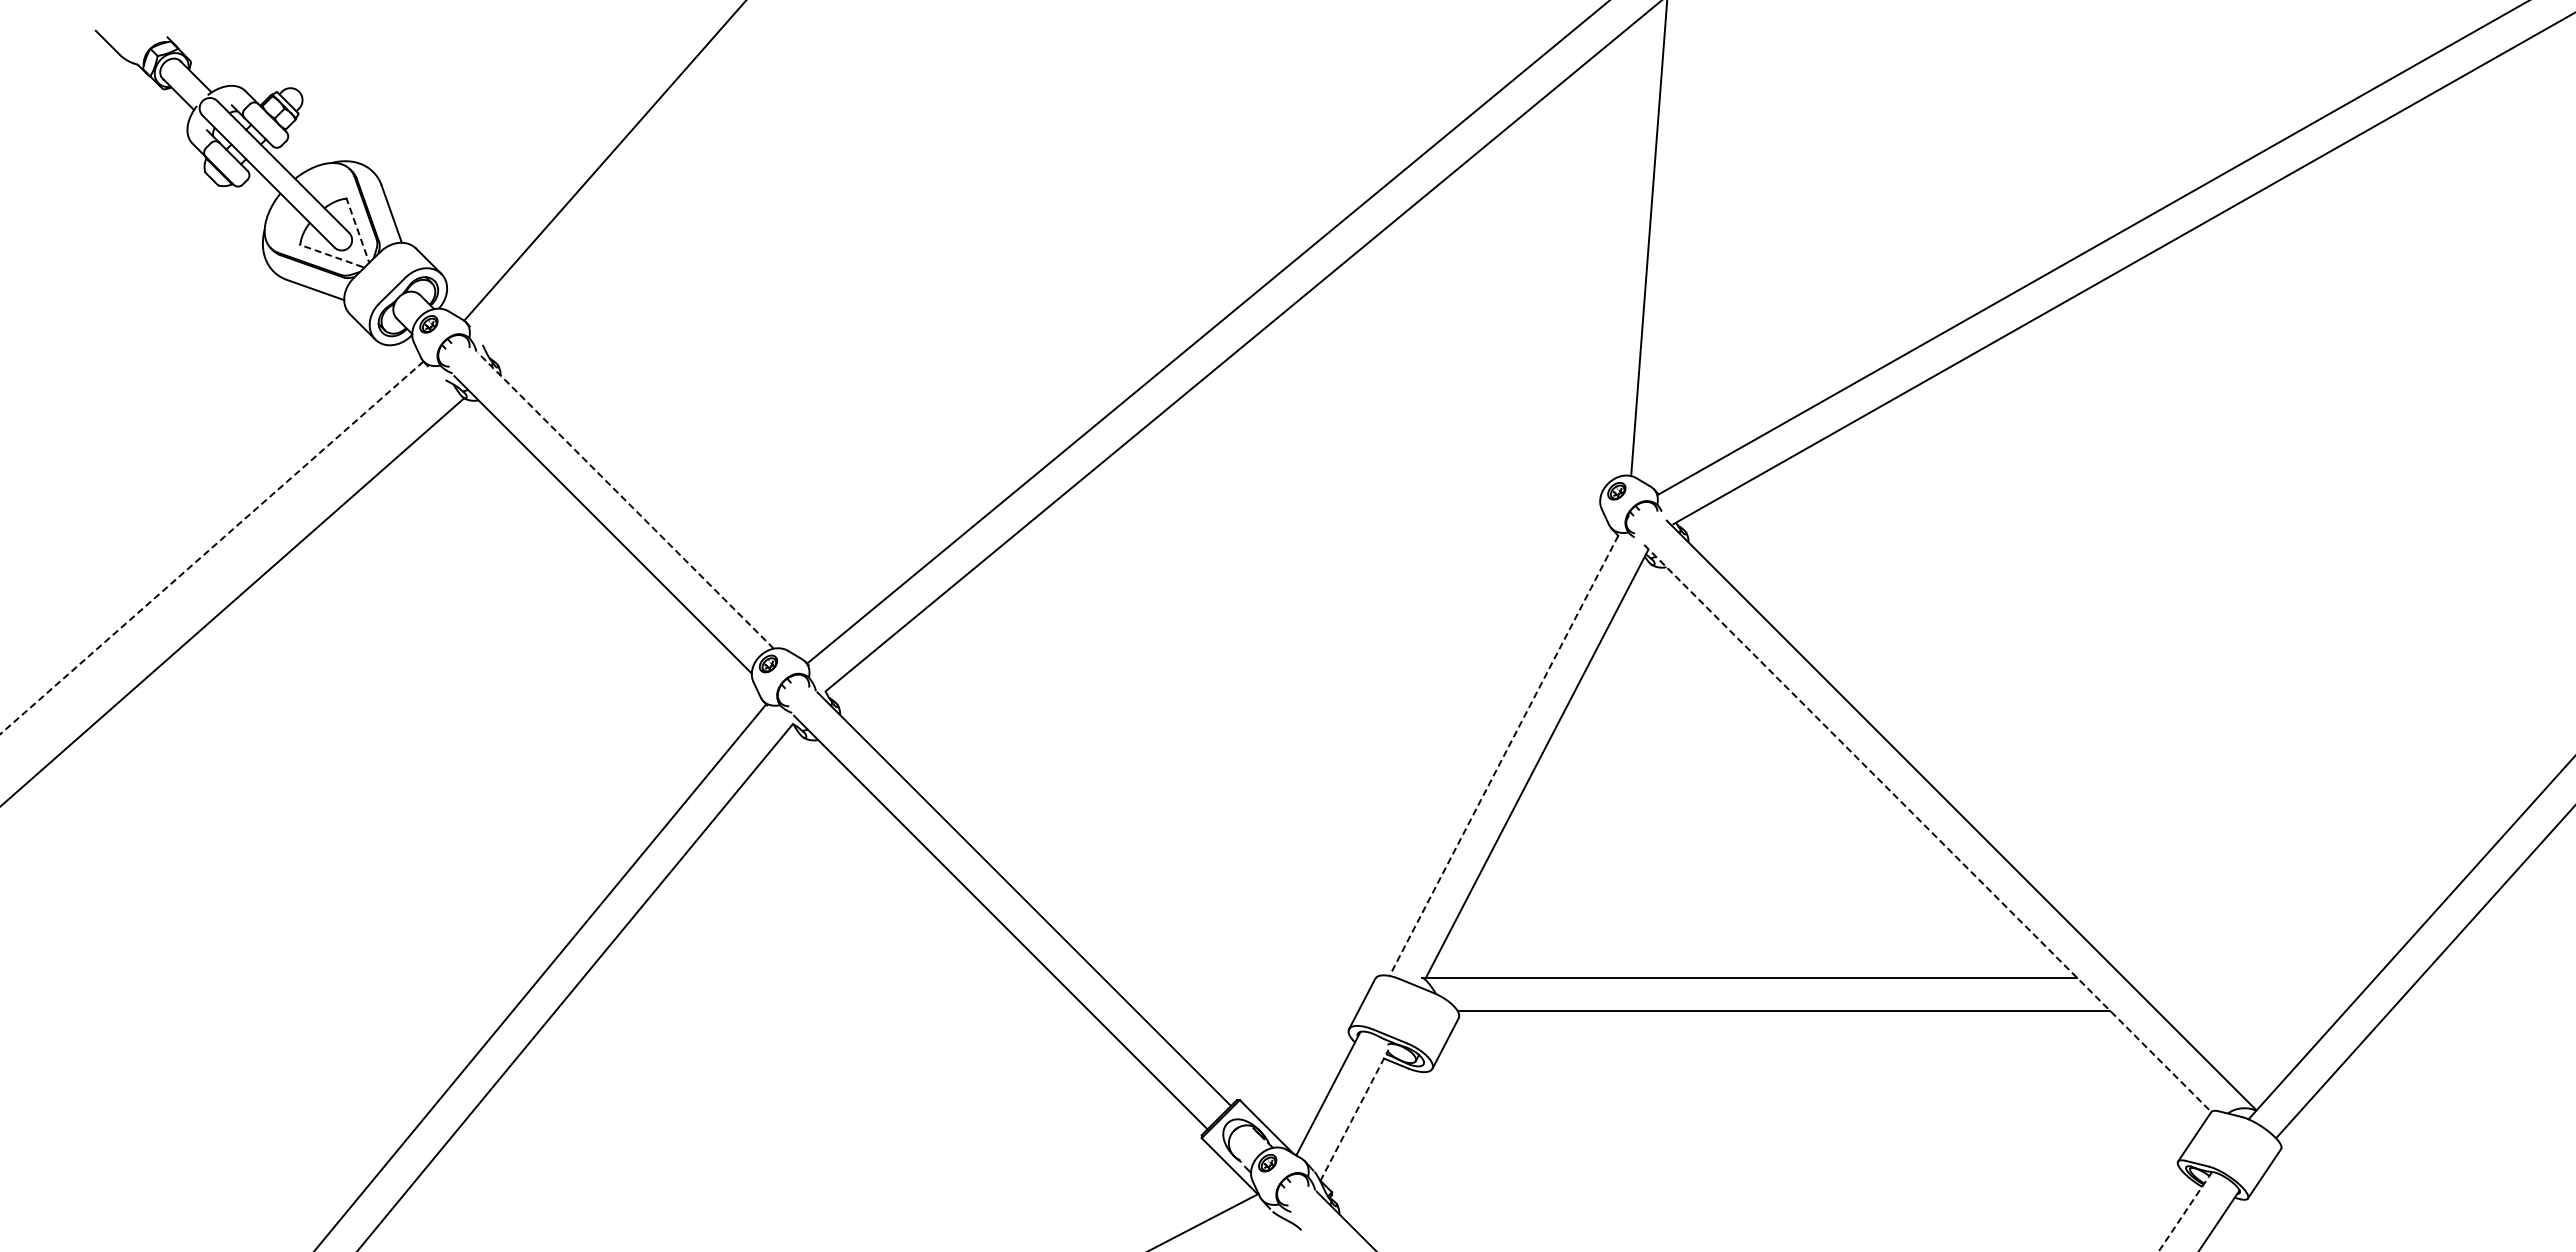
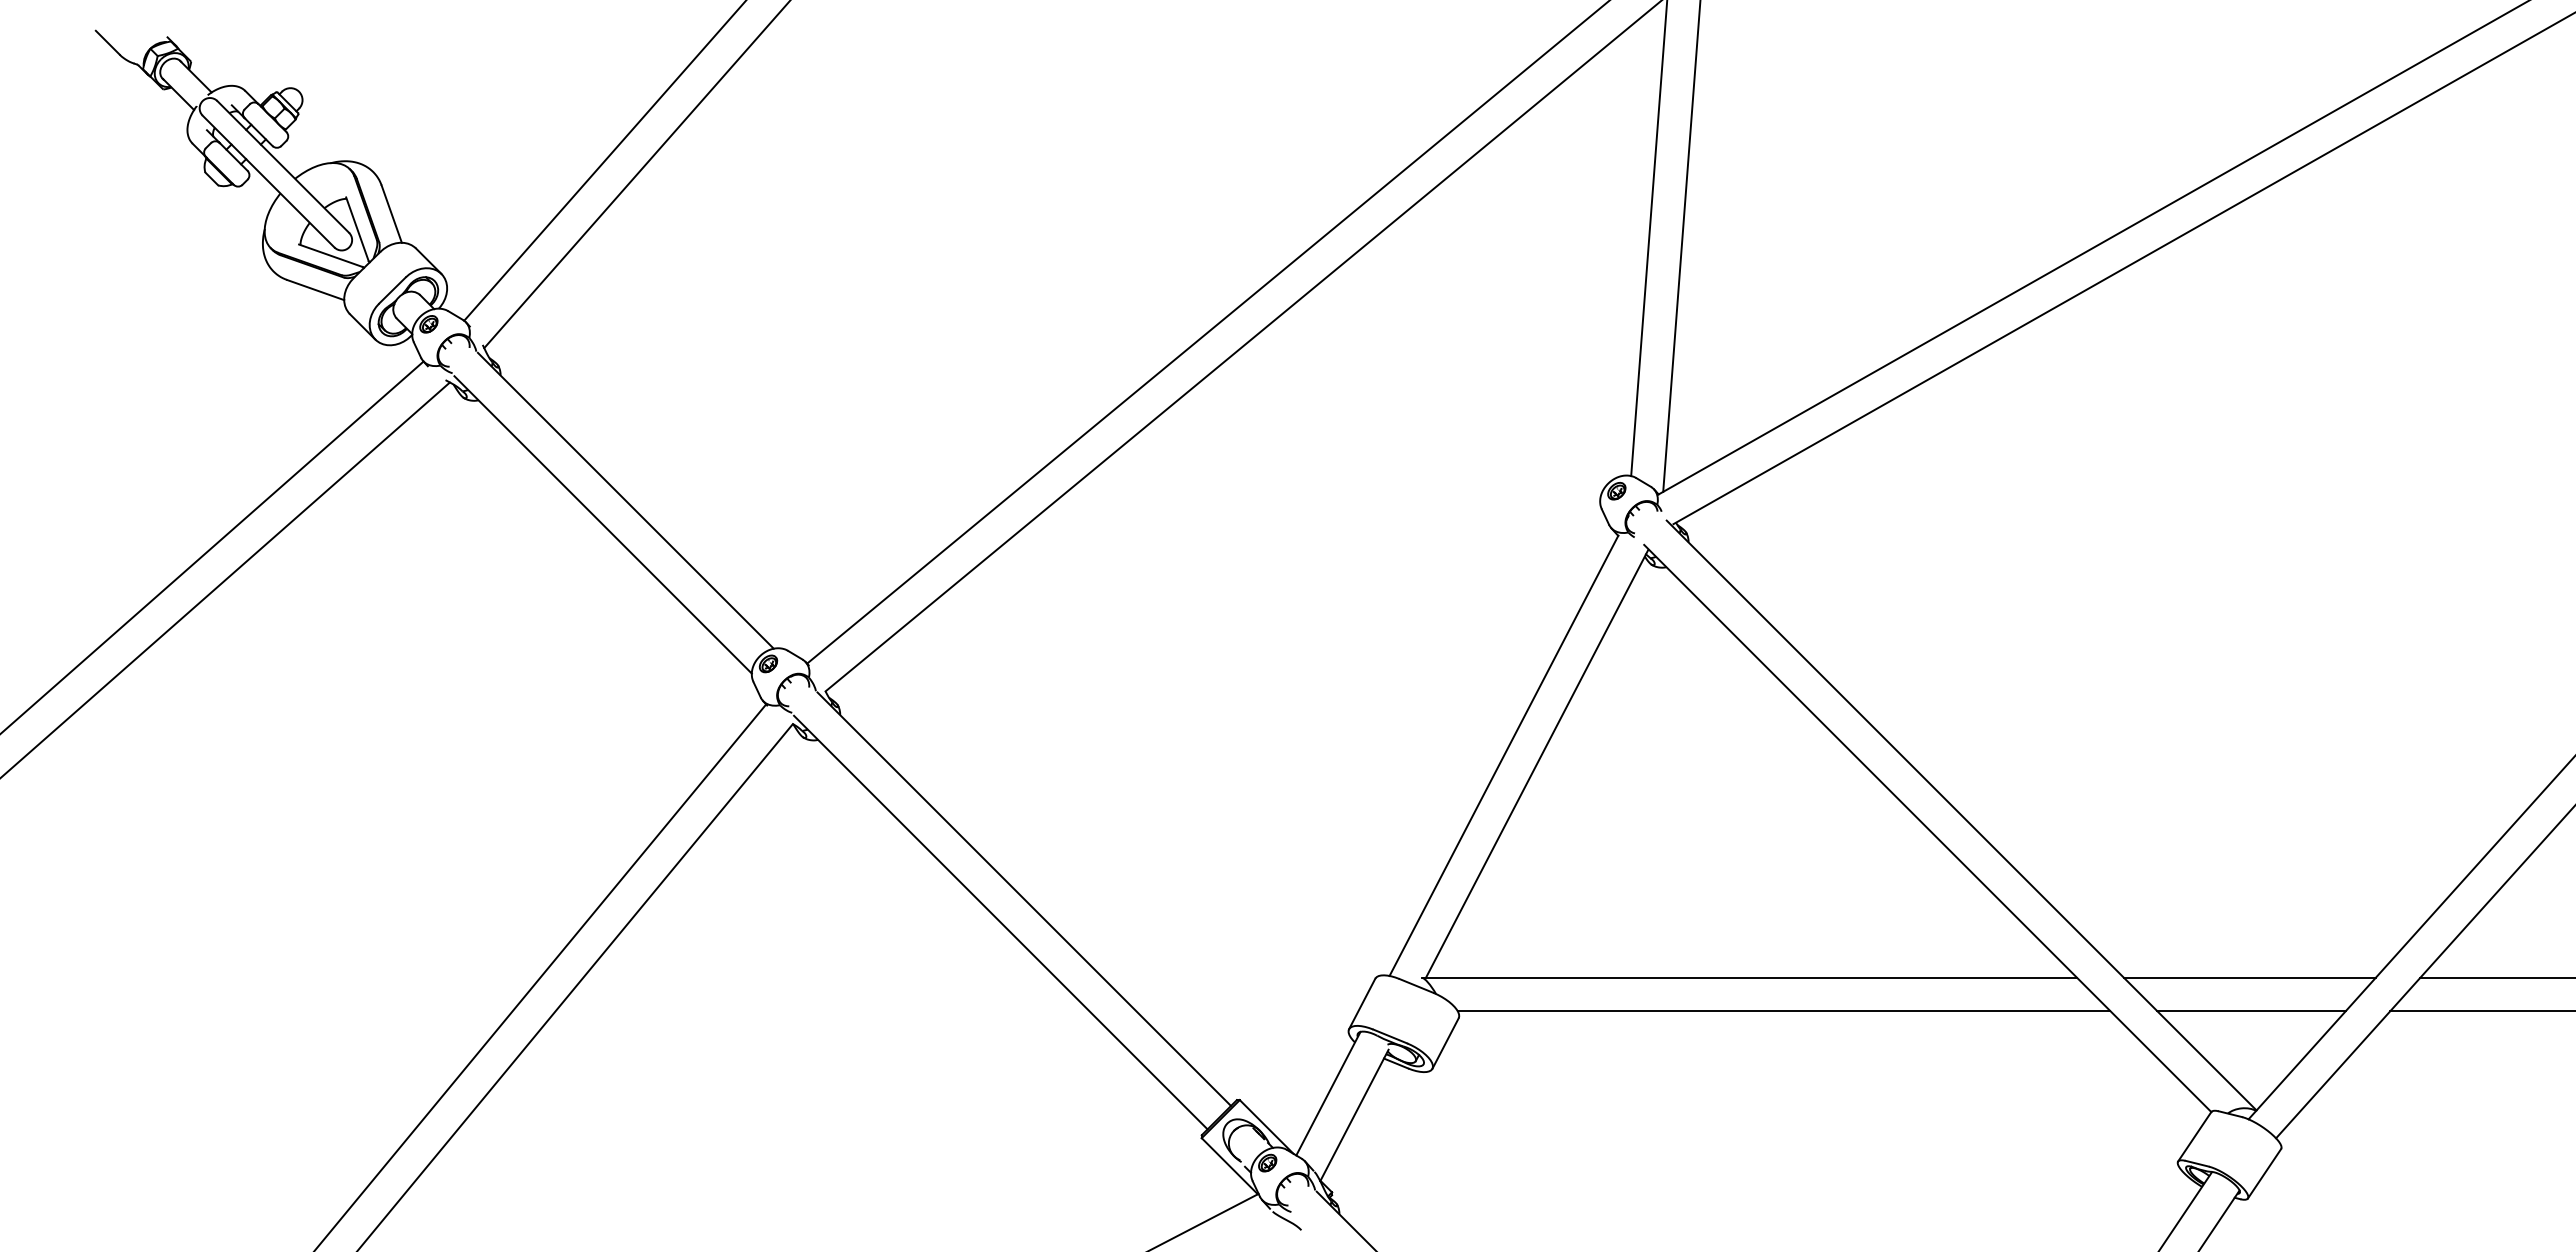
line: none -> present (636, 175)
line: dashed -> solid (357, 229)
line: none -> present (1681, 246)
line: dashed -> solid (330, 255)
line: dashed -> solid (625, 500)
line: dashed -> solid (211, 547)
line position: (232, 601) -> (225, 579) (225, 579)
line: dashed -> solid (1503, 756)
line: dashed -> solid (1928, 828)
line: none -> present (2249, 977)
line: none -> present (2496, 977)
line: none -> present (2251, 1011)
line: none -> present (2481, 1011)
line: dashed -> solid (1354, 1115)
line: dashed -> solid (2185, 1211)
